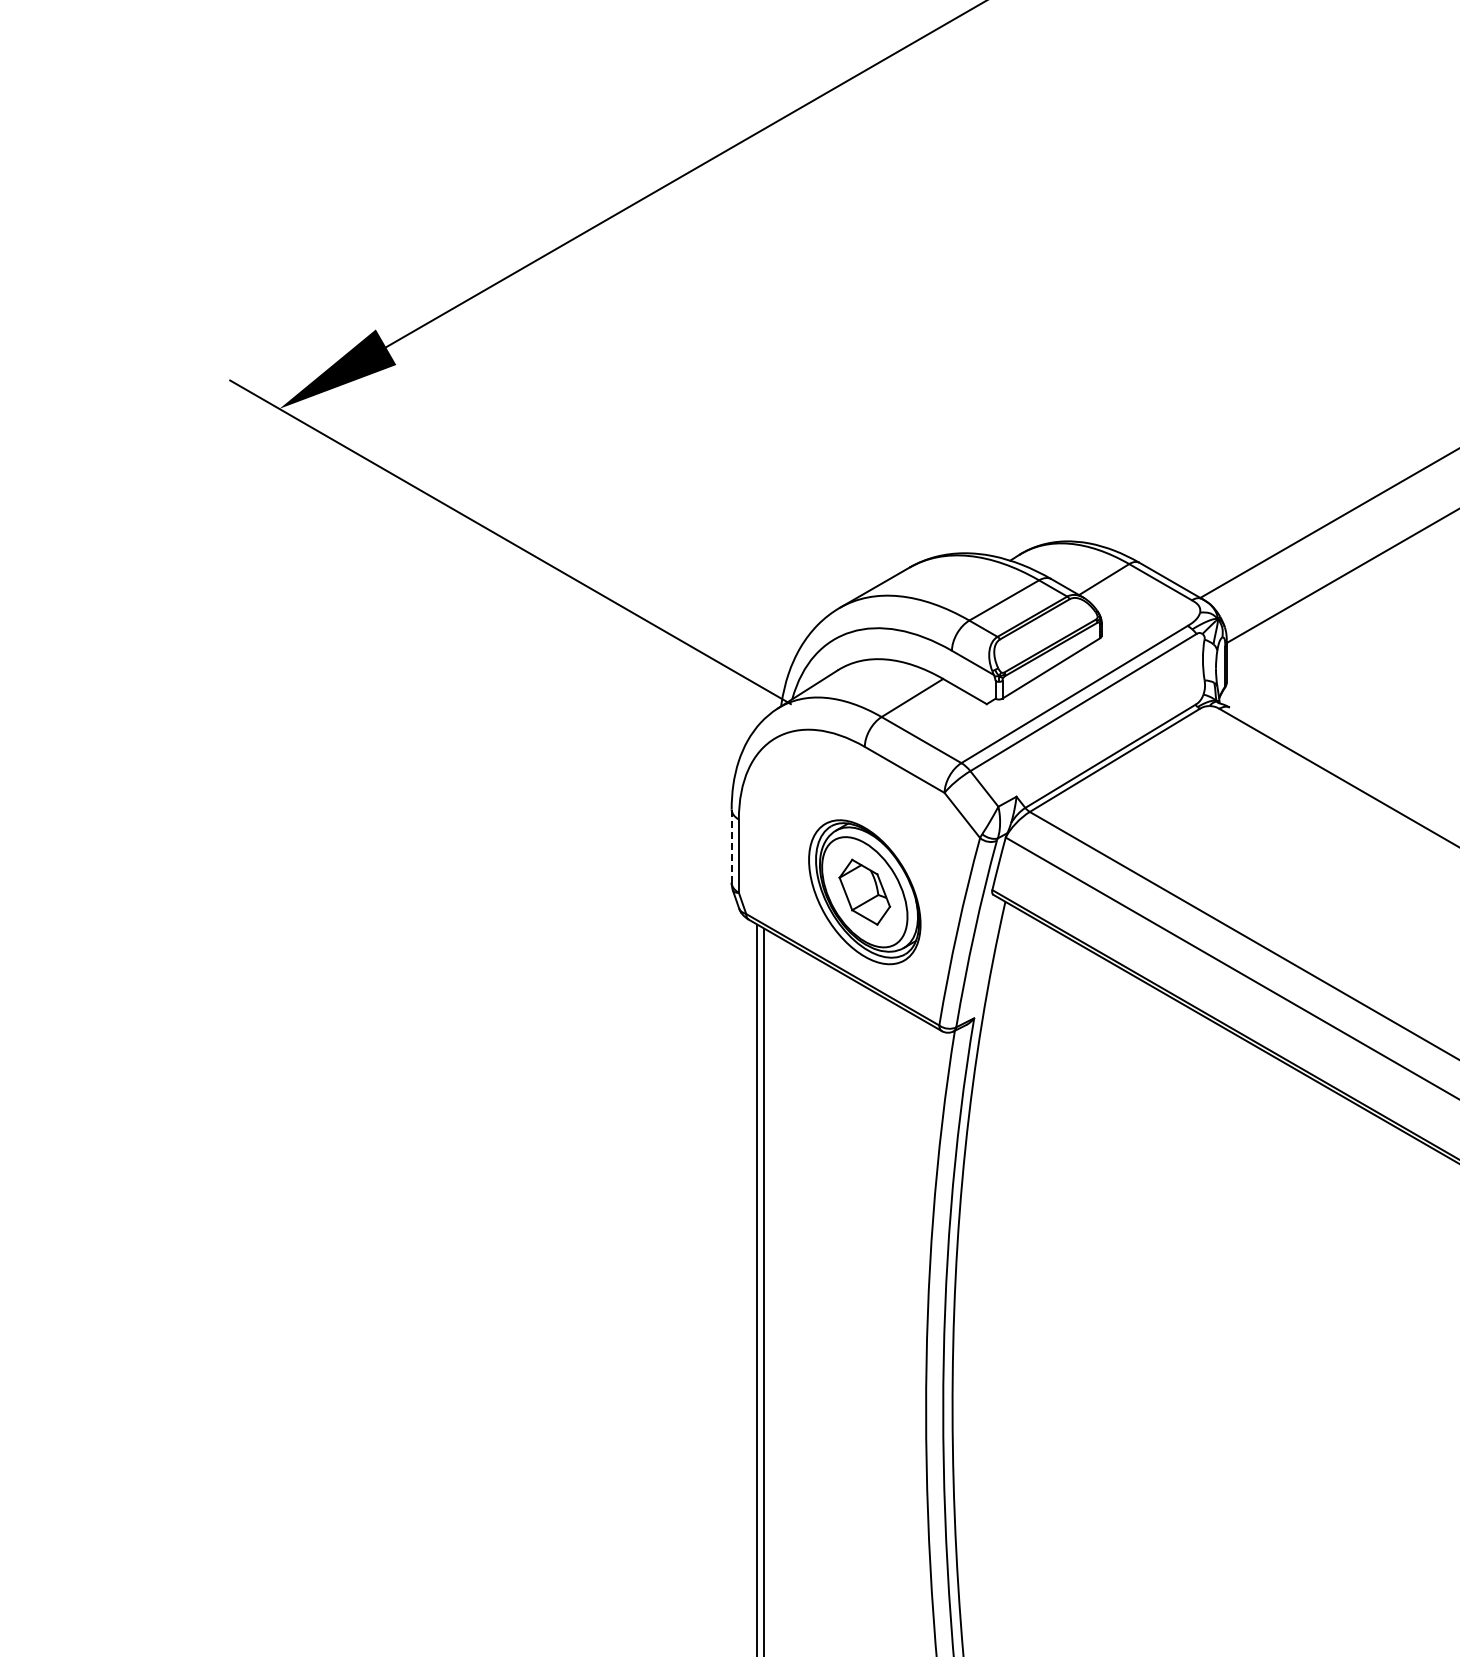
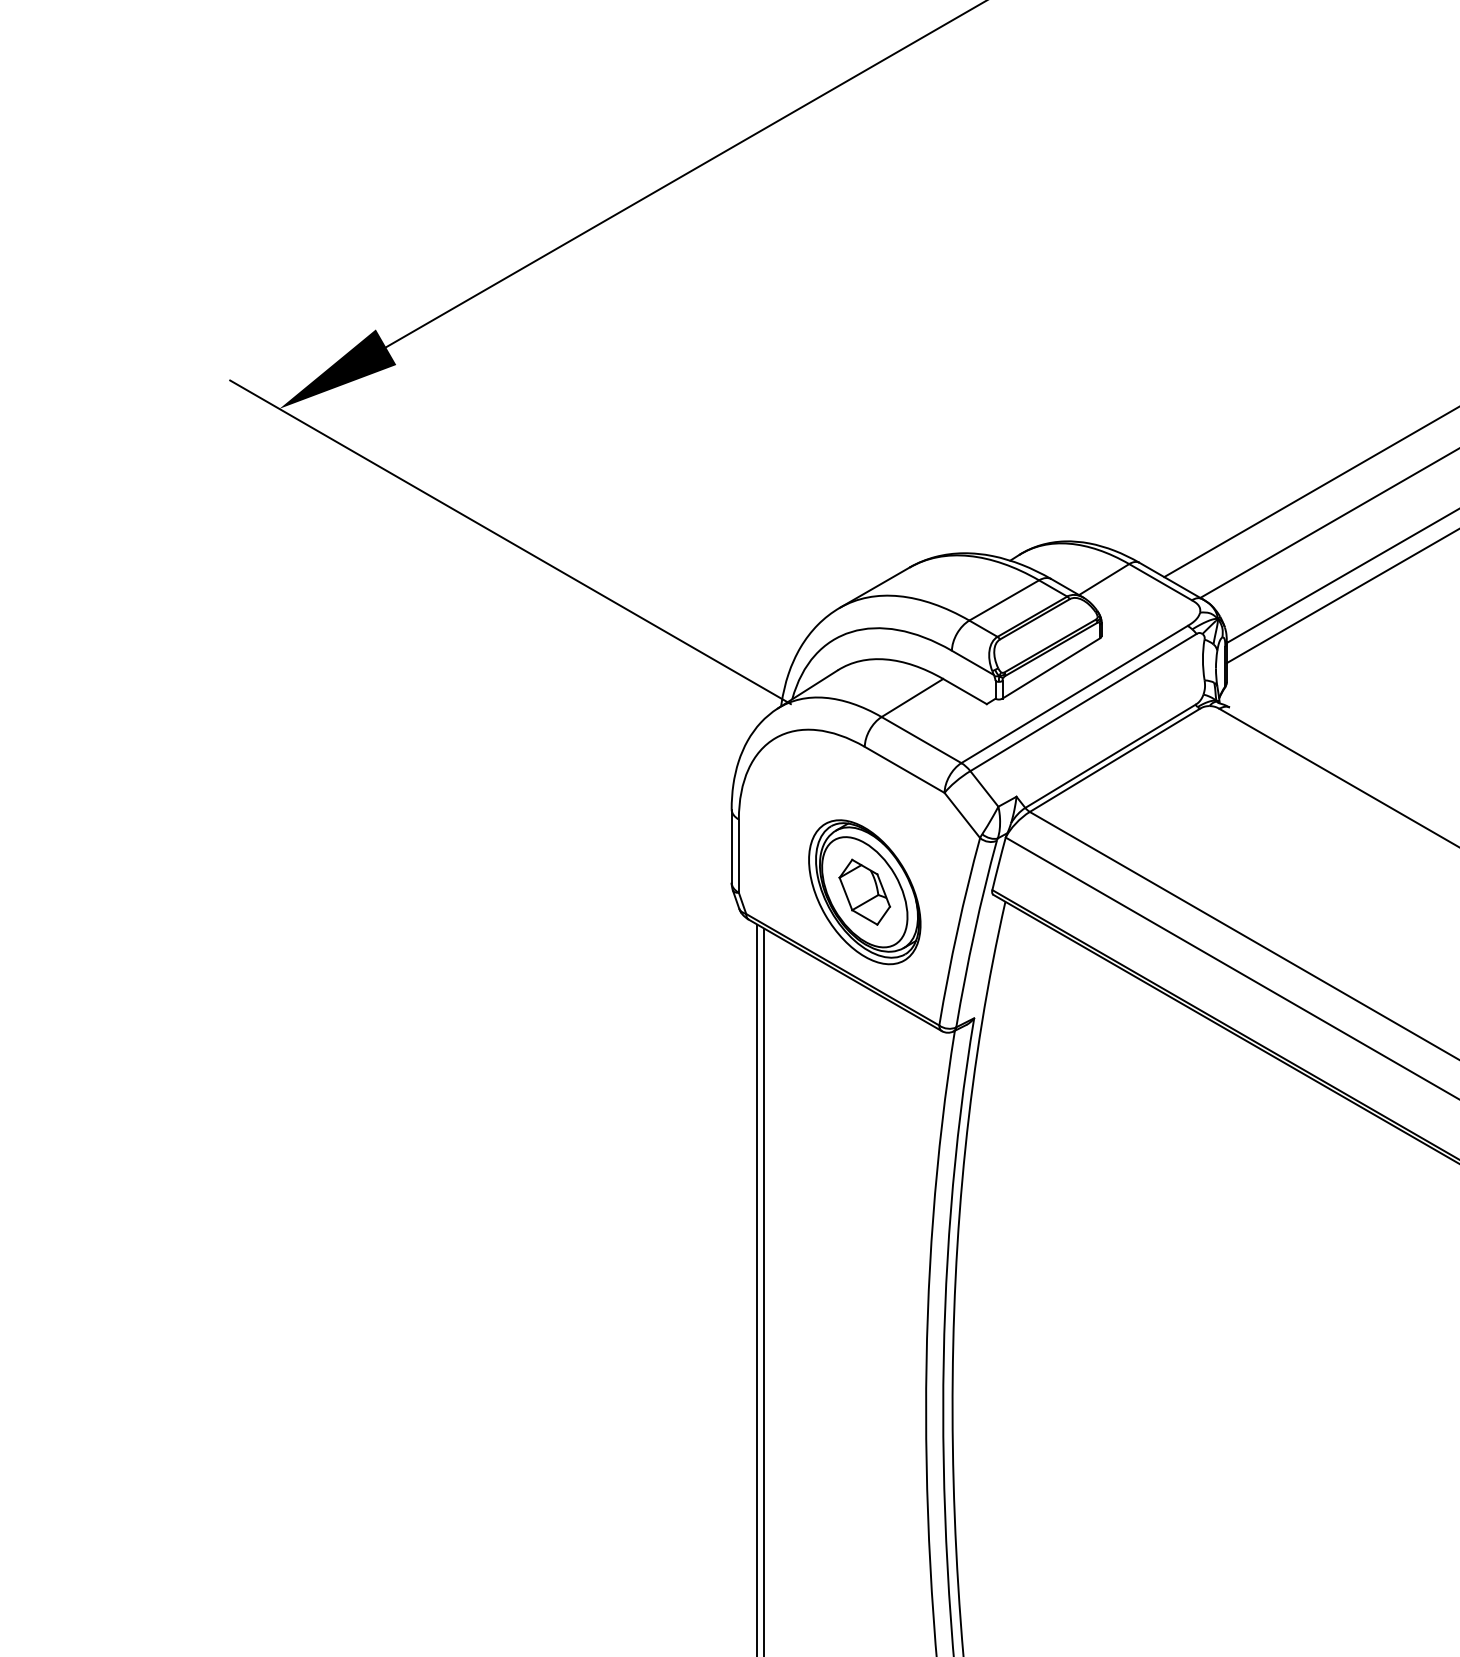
line: none -> present (1310, 492)
line: none -> present (1341, 596)
line: dashed -> solid (731, 846)
